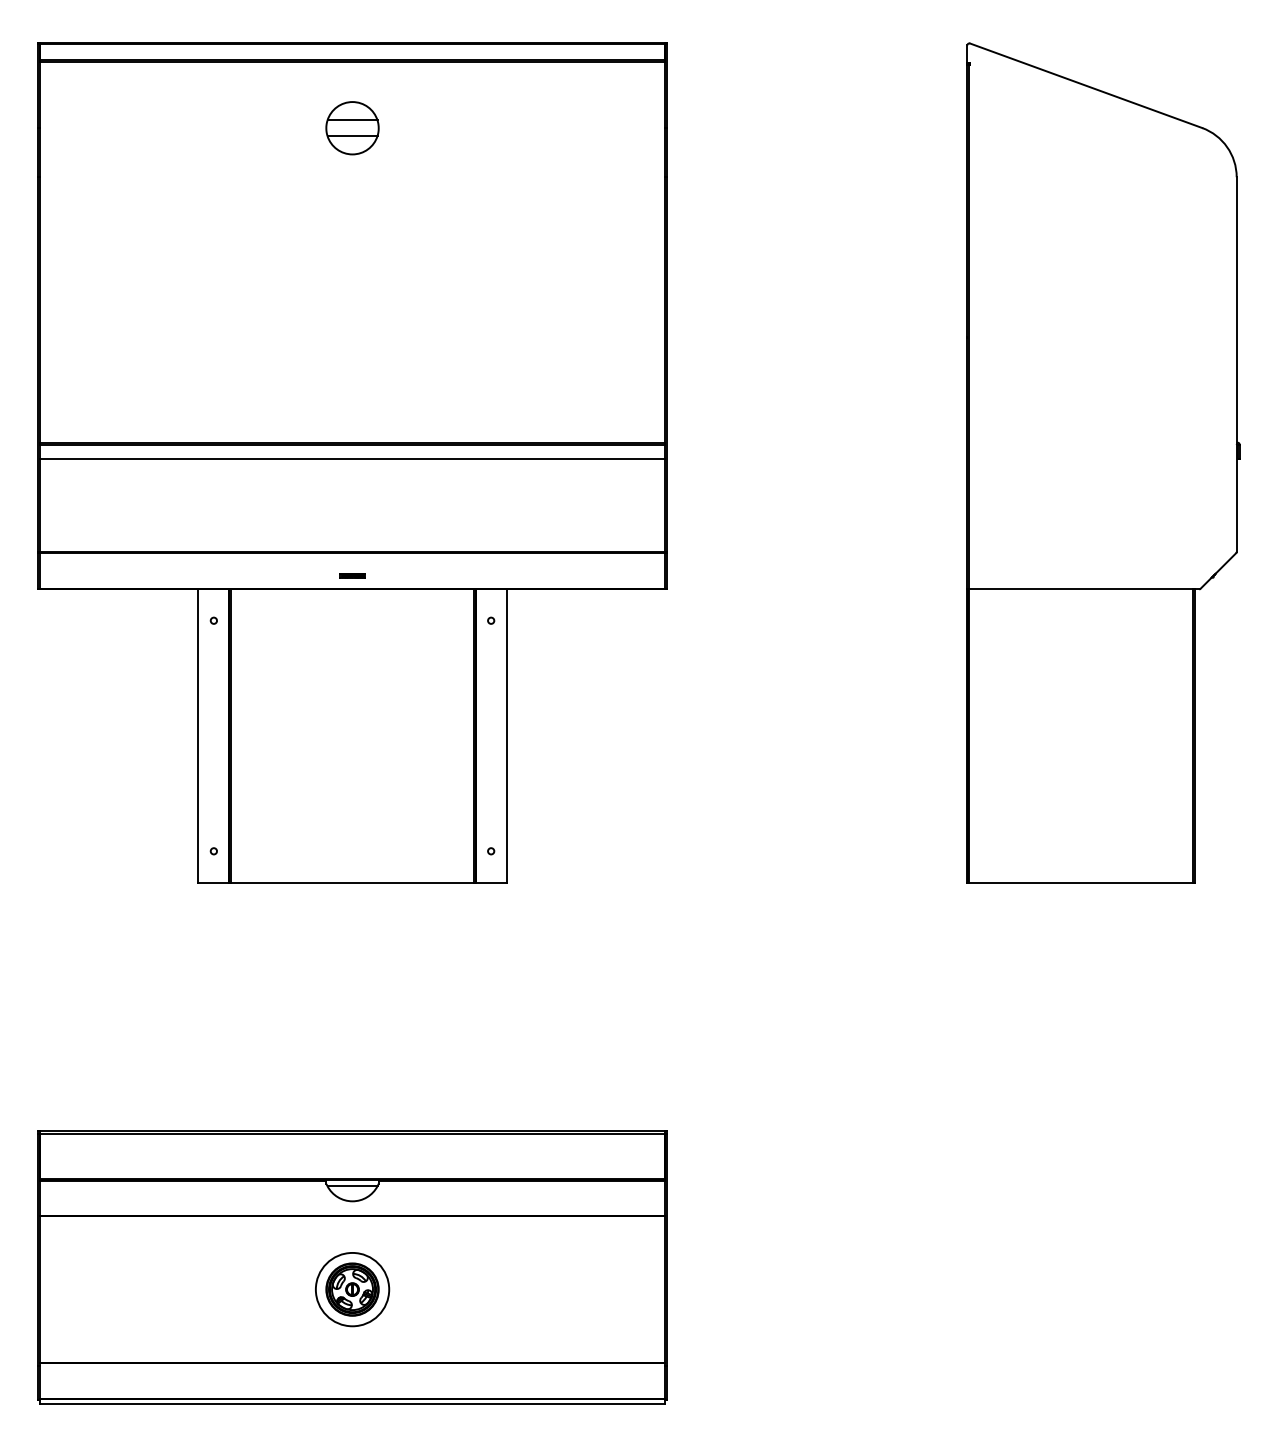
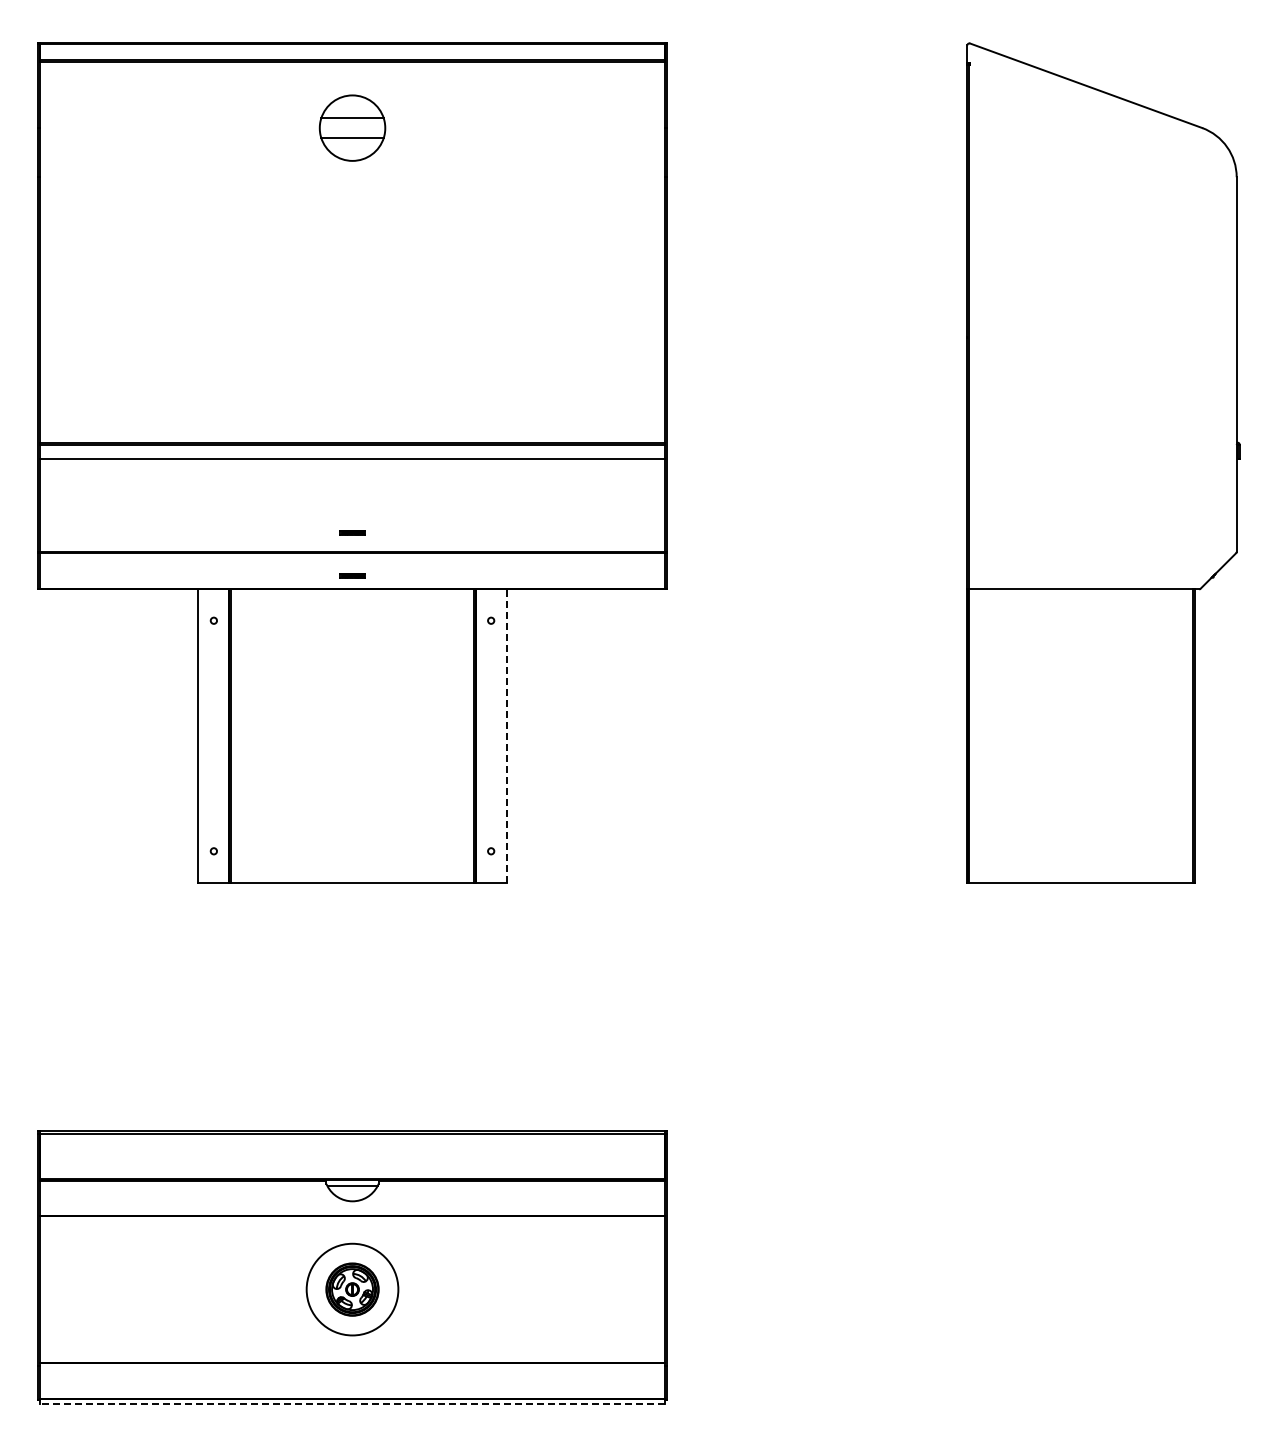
part size: 55x55 px -> 69x68 px (352, 127)
part: none -> present (352, 532)
line: solid -> dashed (507, 736)
circle diameter: 73 px -> 92 px (352, 1289)
line: solid -> dashed (352, 1403)
